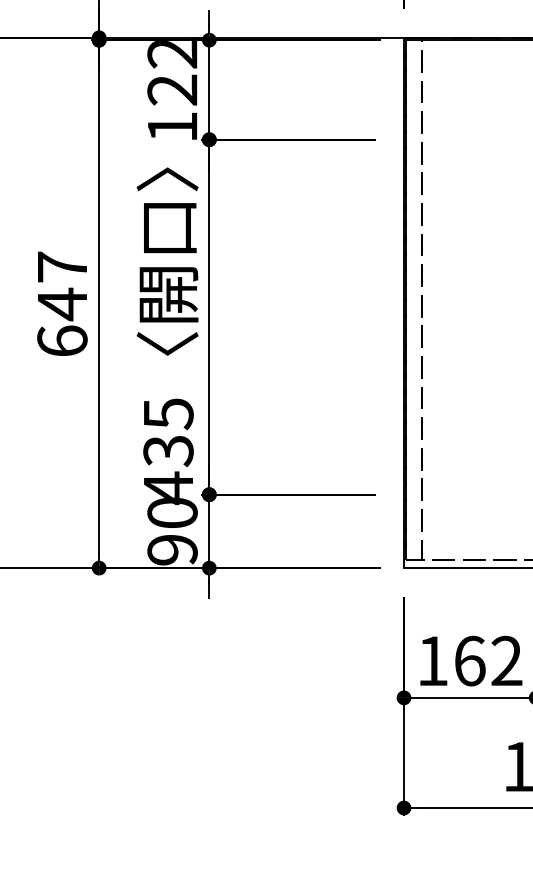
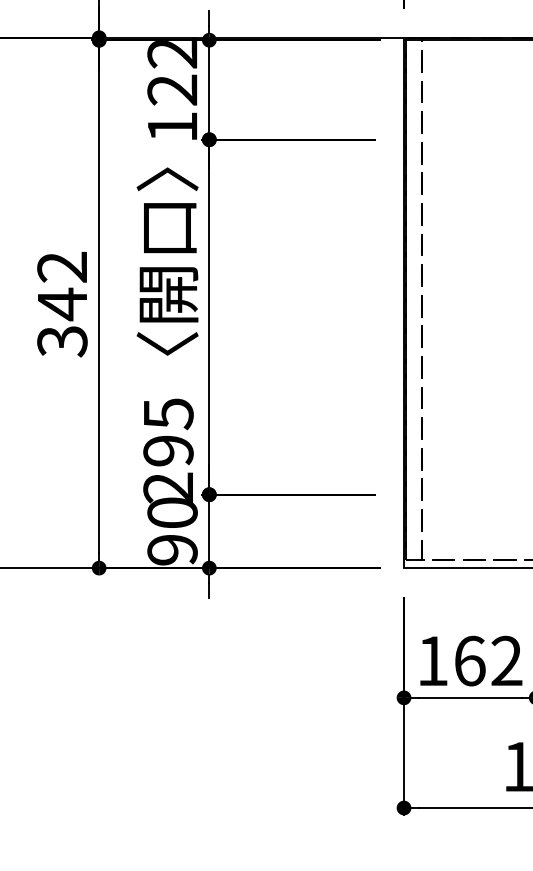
text: 647 -> 342 (62, 304)
text: 435 -> 295 (168, 469)
